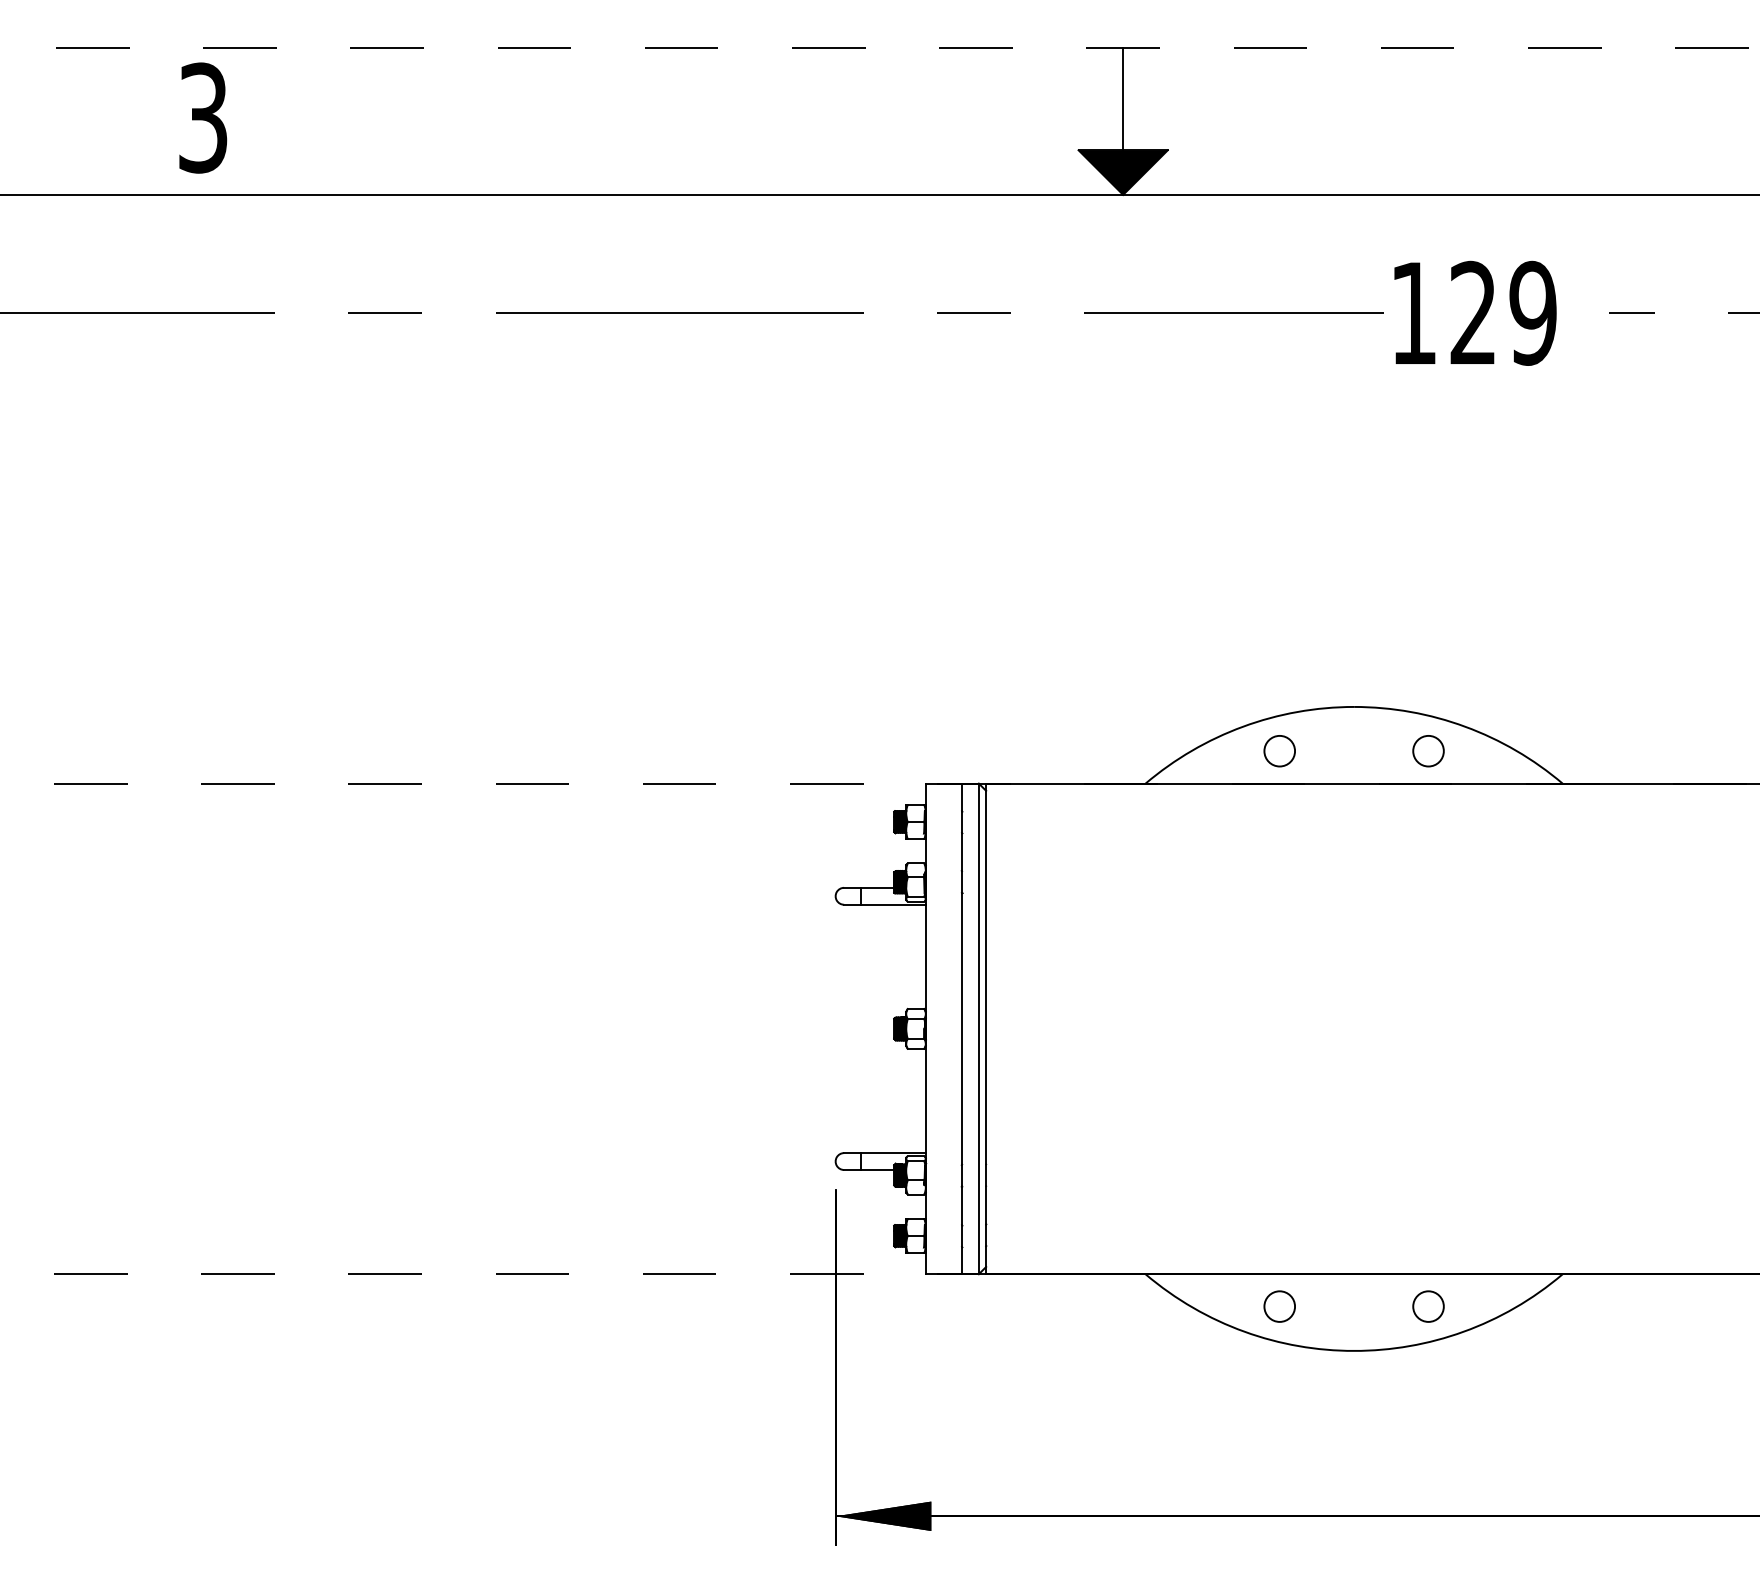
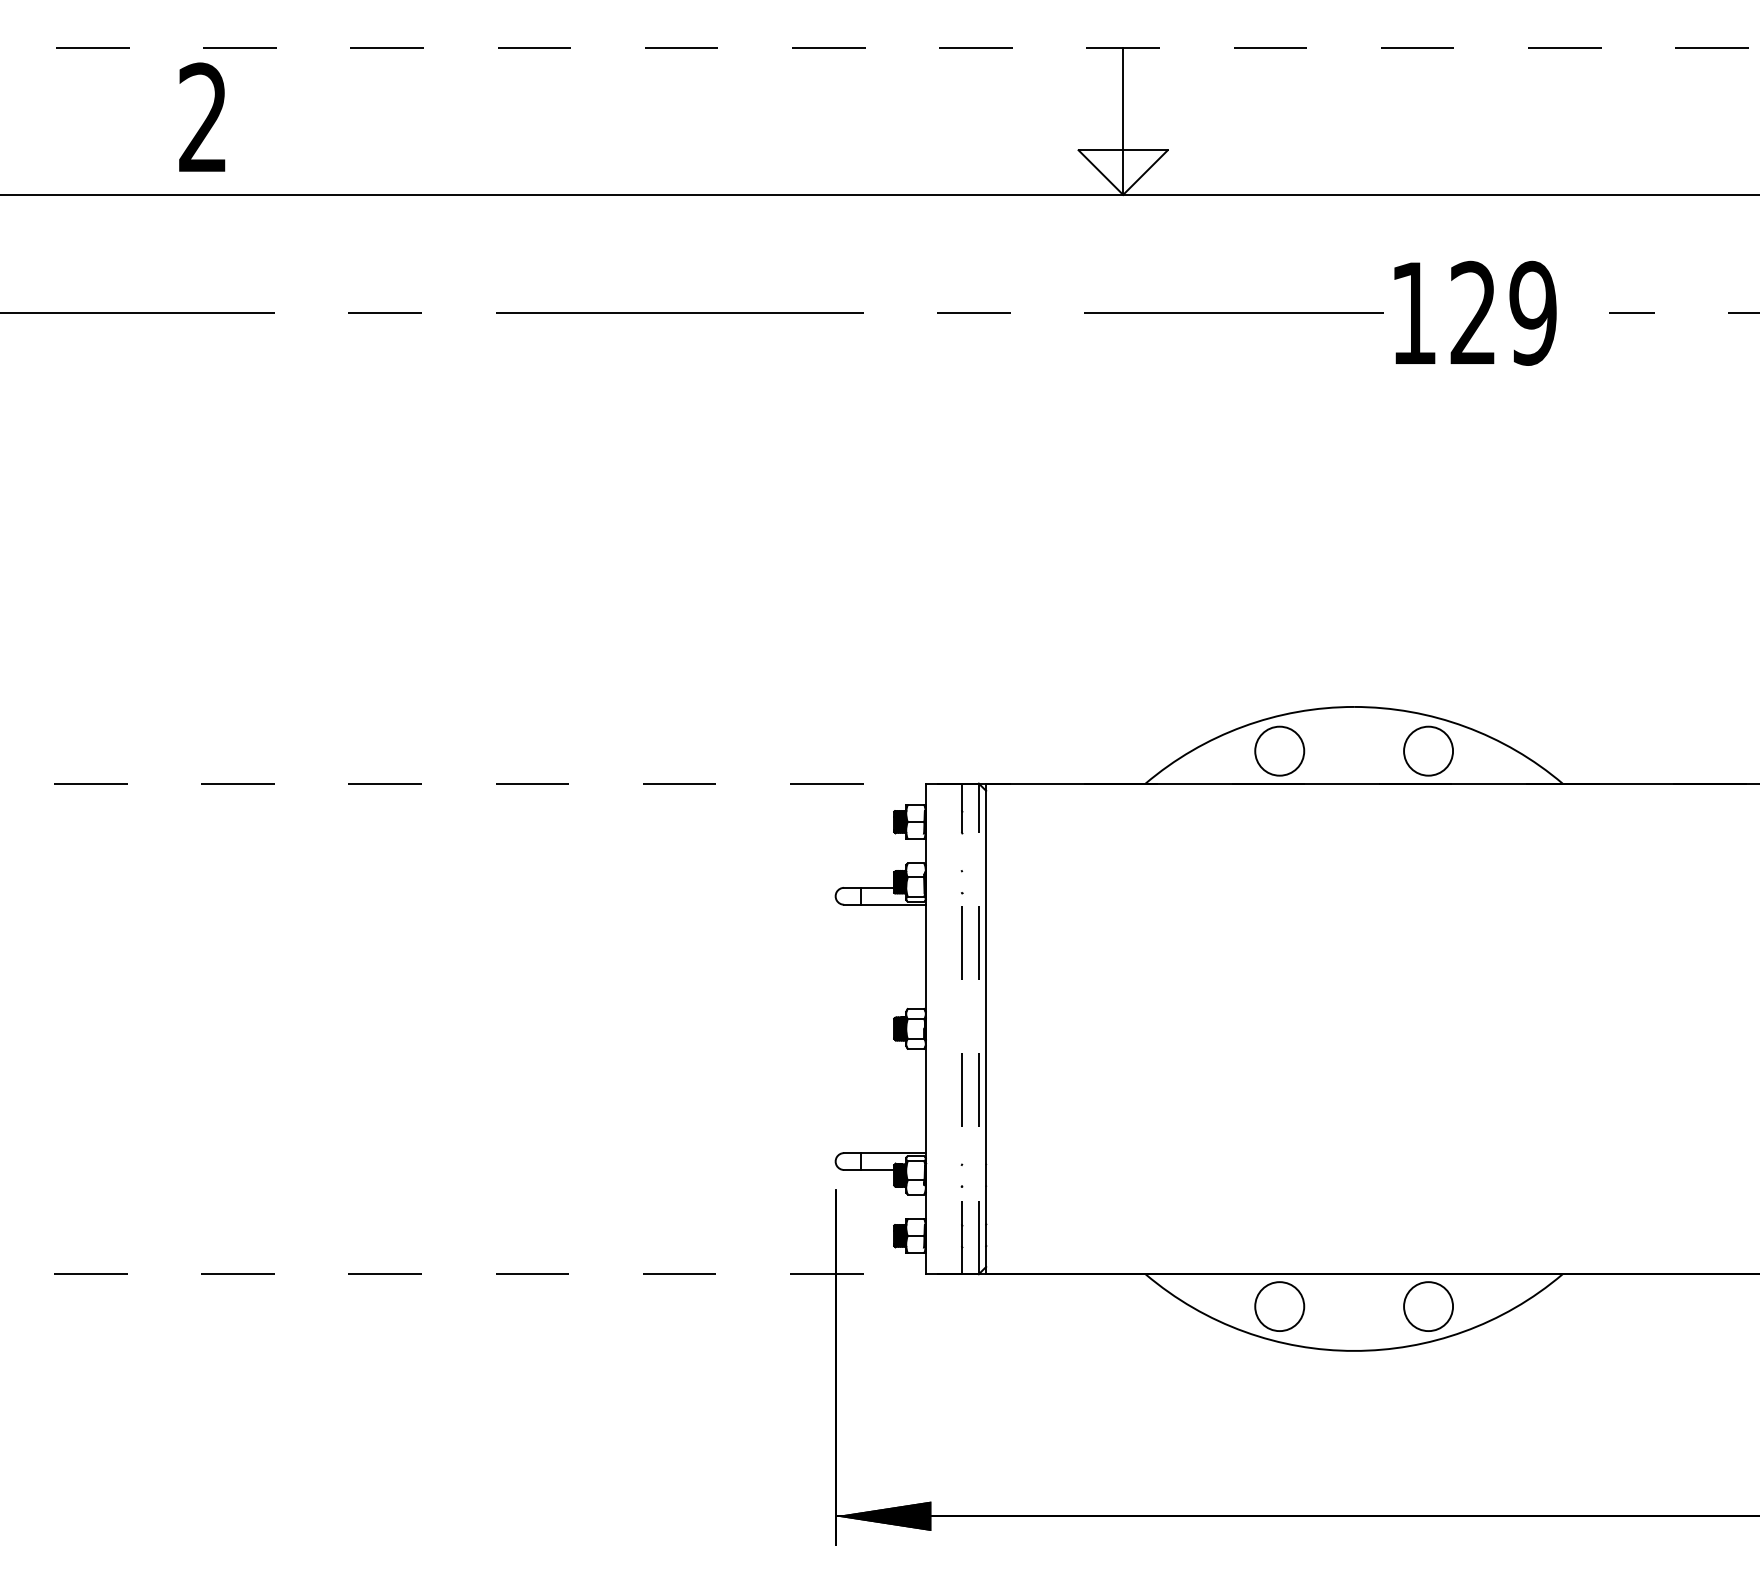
text: 3 -> 2 (203, 117)
fill: present -> none (1122, 172)
circle diameter: 31 px -> 49 px (1279, 750)
circle diameter: 31 px -> 49 px (1428, 750)
line: solid -> dashed (962, 1028)
line: solid -> dashed (978, 1028)
circle diameter: 31 px -> 49 px (1279, 1306)
circle diameter: 31 px -> 49 px (1428, 1306)
